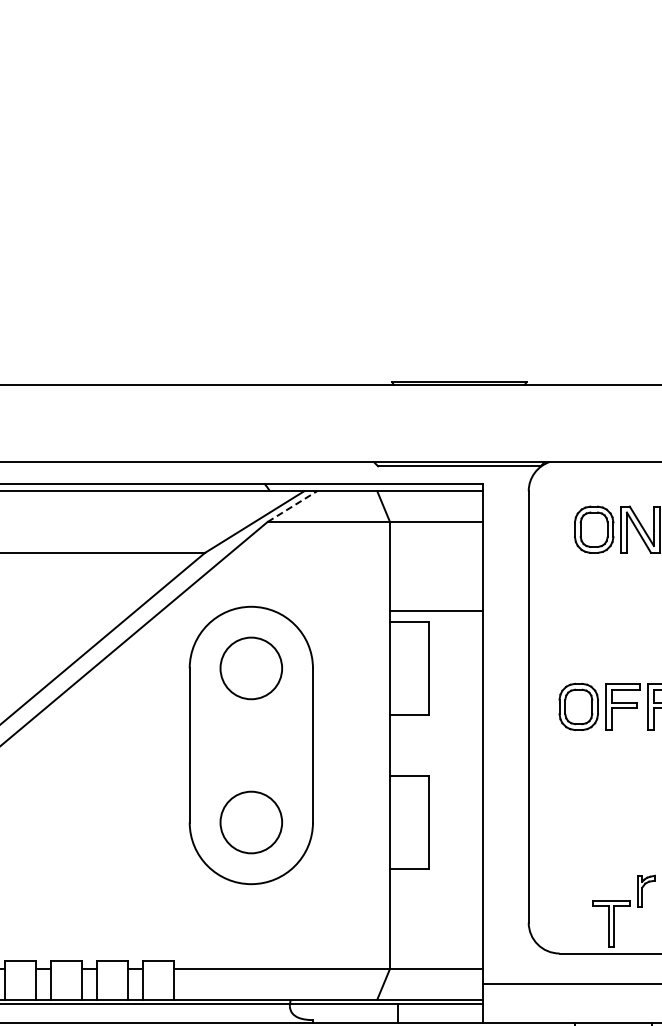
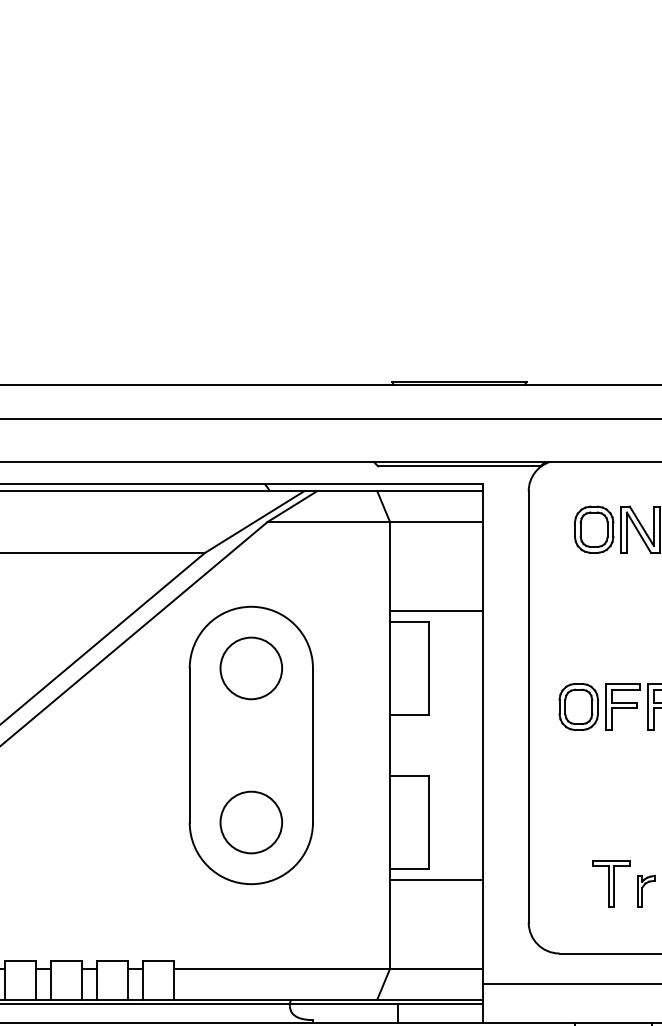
line: none -> present (330, 418)
line: dashed -> solid (292, 506)
line: none -> present (436, 880)
part position: (611, 923) -> (611, 883) (611, 883)
